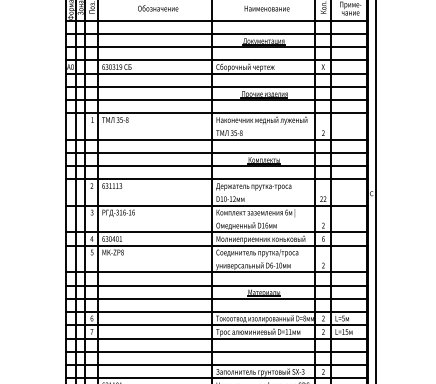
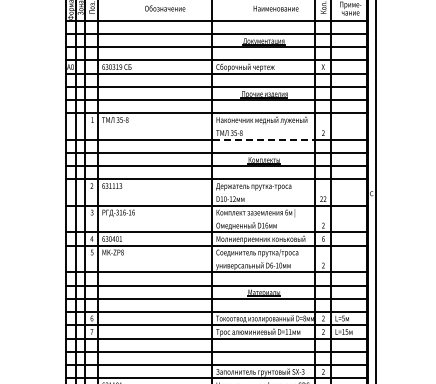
text position: (158, 8) -> (165, 8) (165, 8)
text position: (266, 8) -> (275, 8) (275, 8)
line: solid -> dashed (264, 139)
